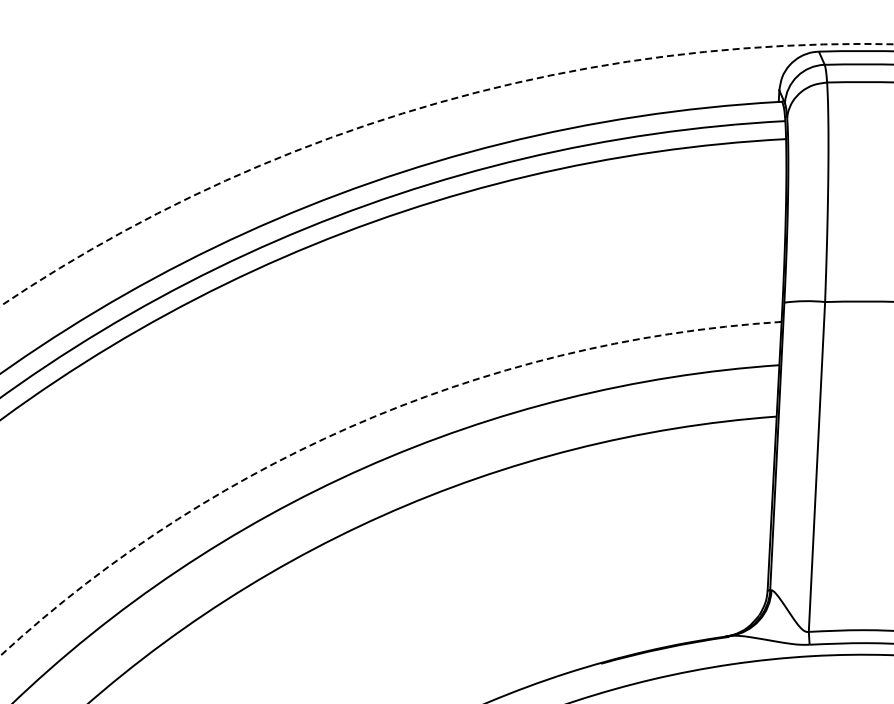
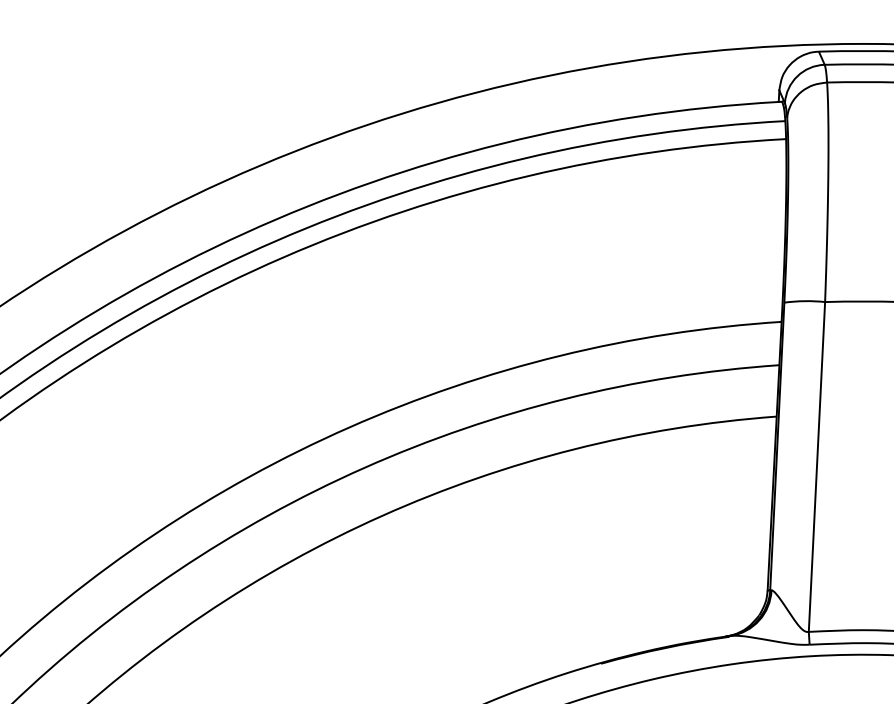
circle: dashed -> solid (446, 174)
arc: dashed -> solid (362, 421)
